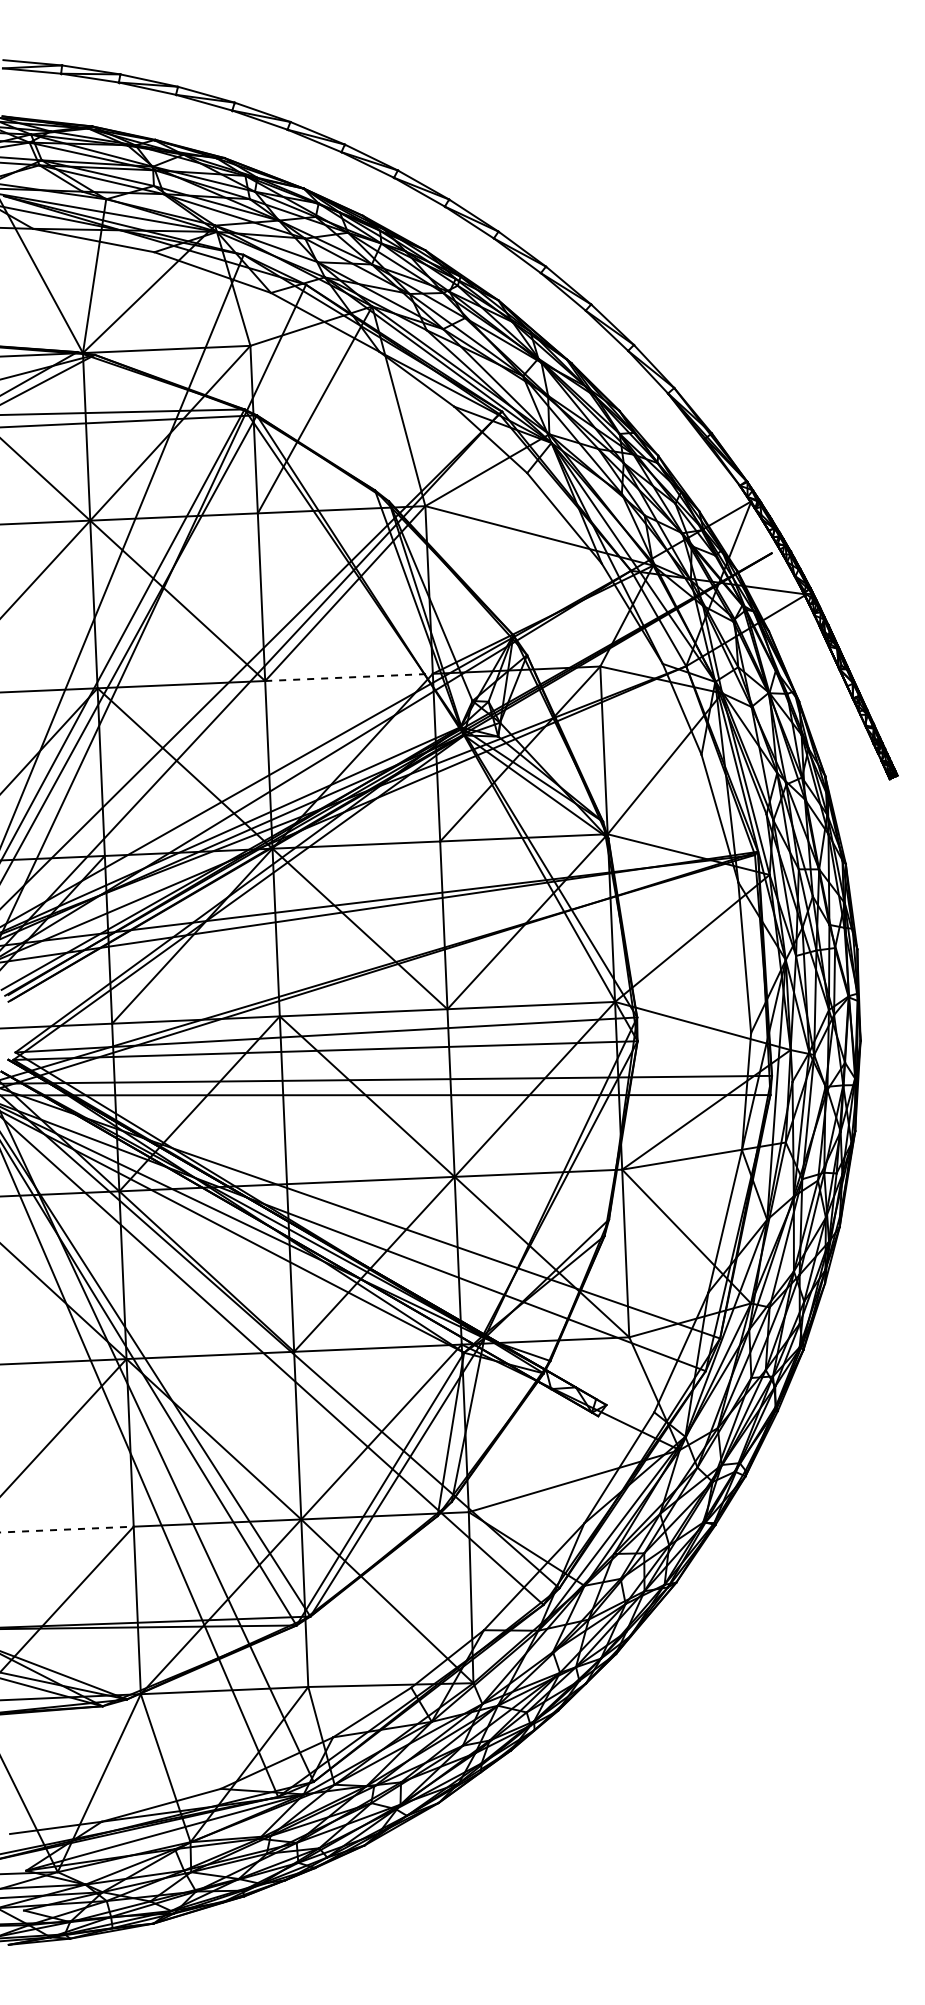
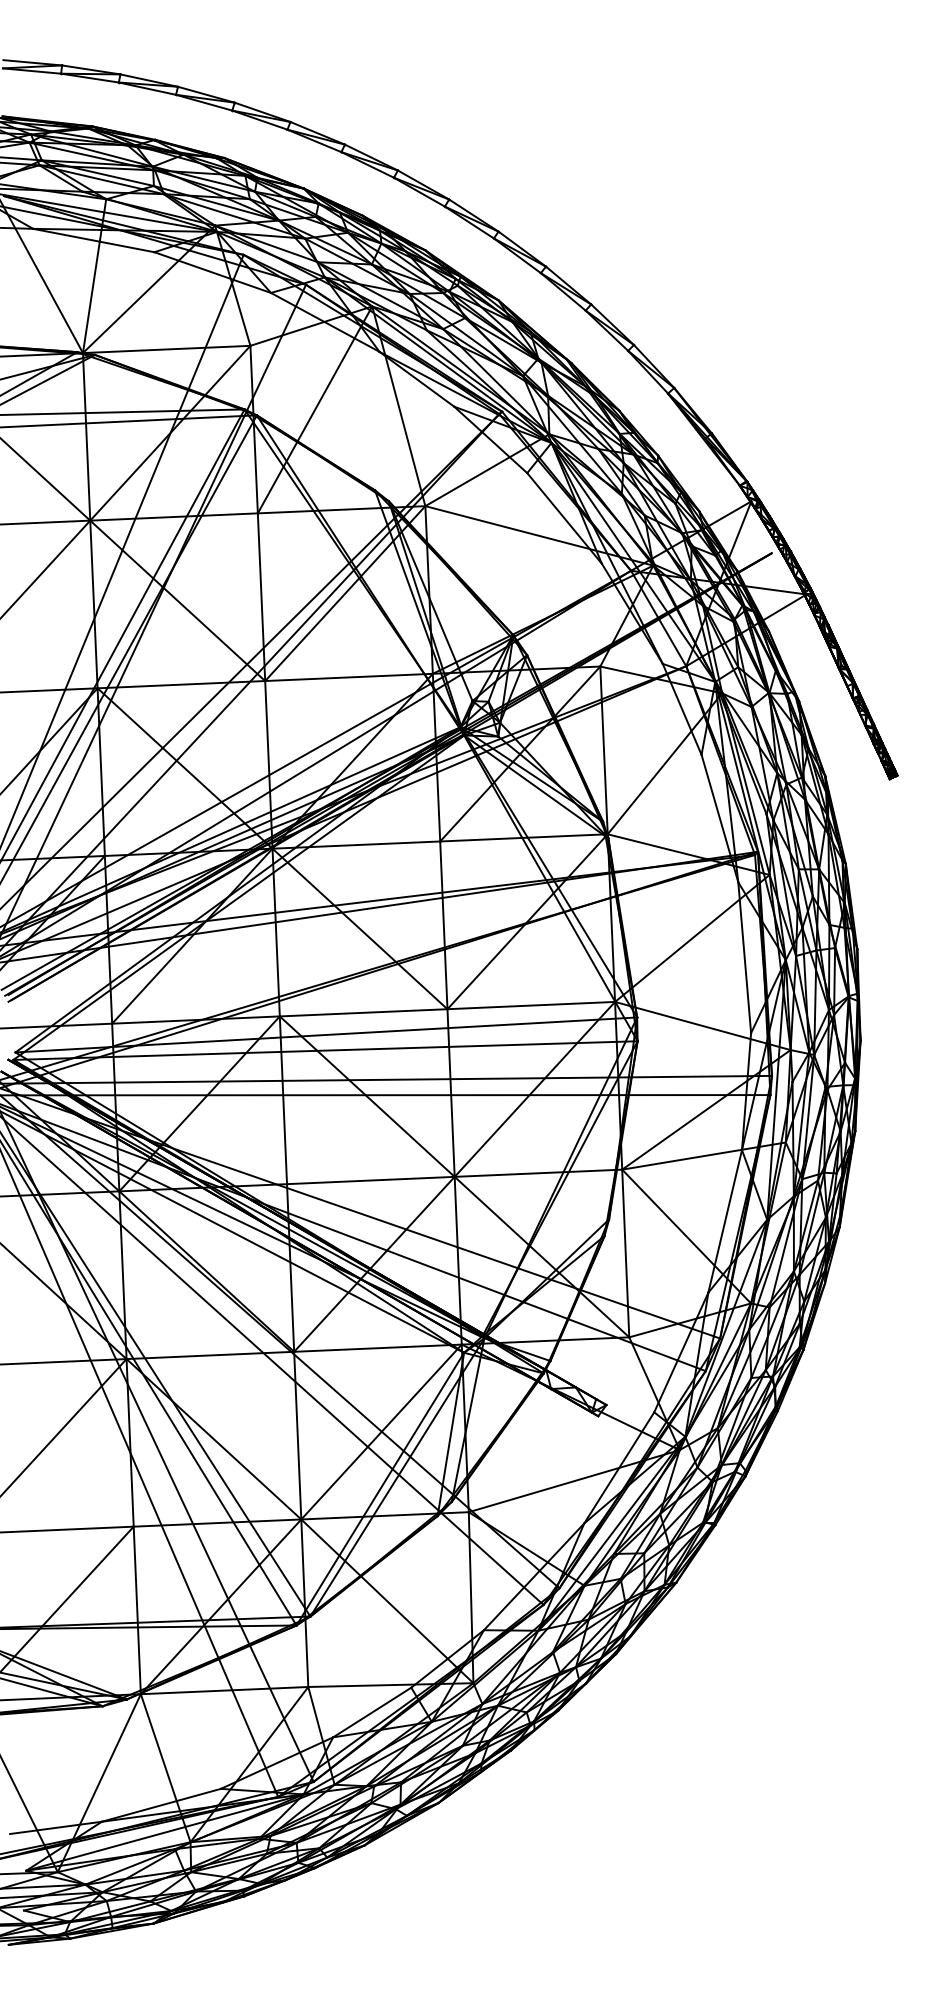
line: dashed -> solid (349, 677)
line: dashed -> solid (66, 1529)
